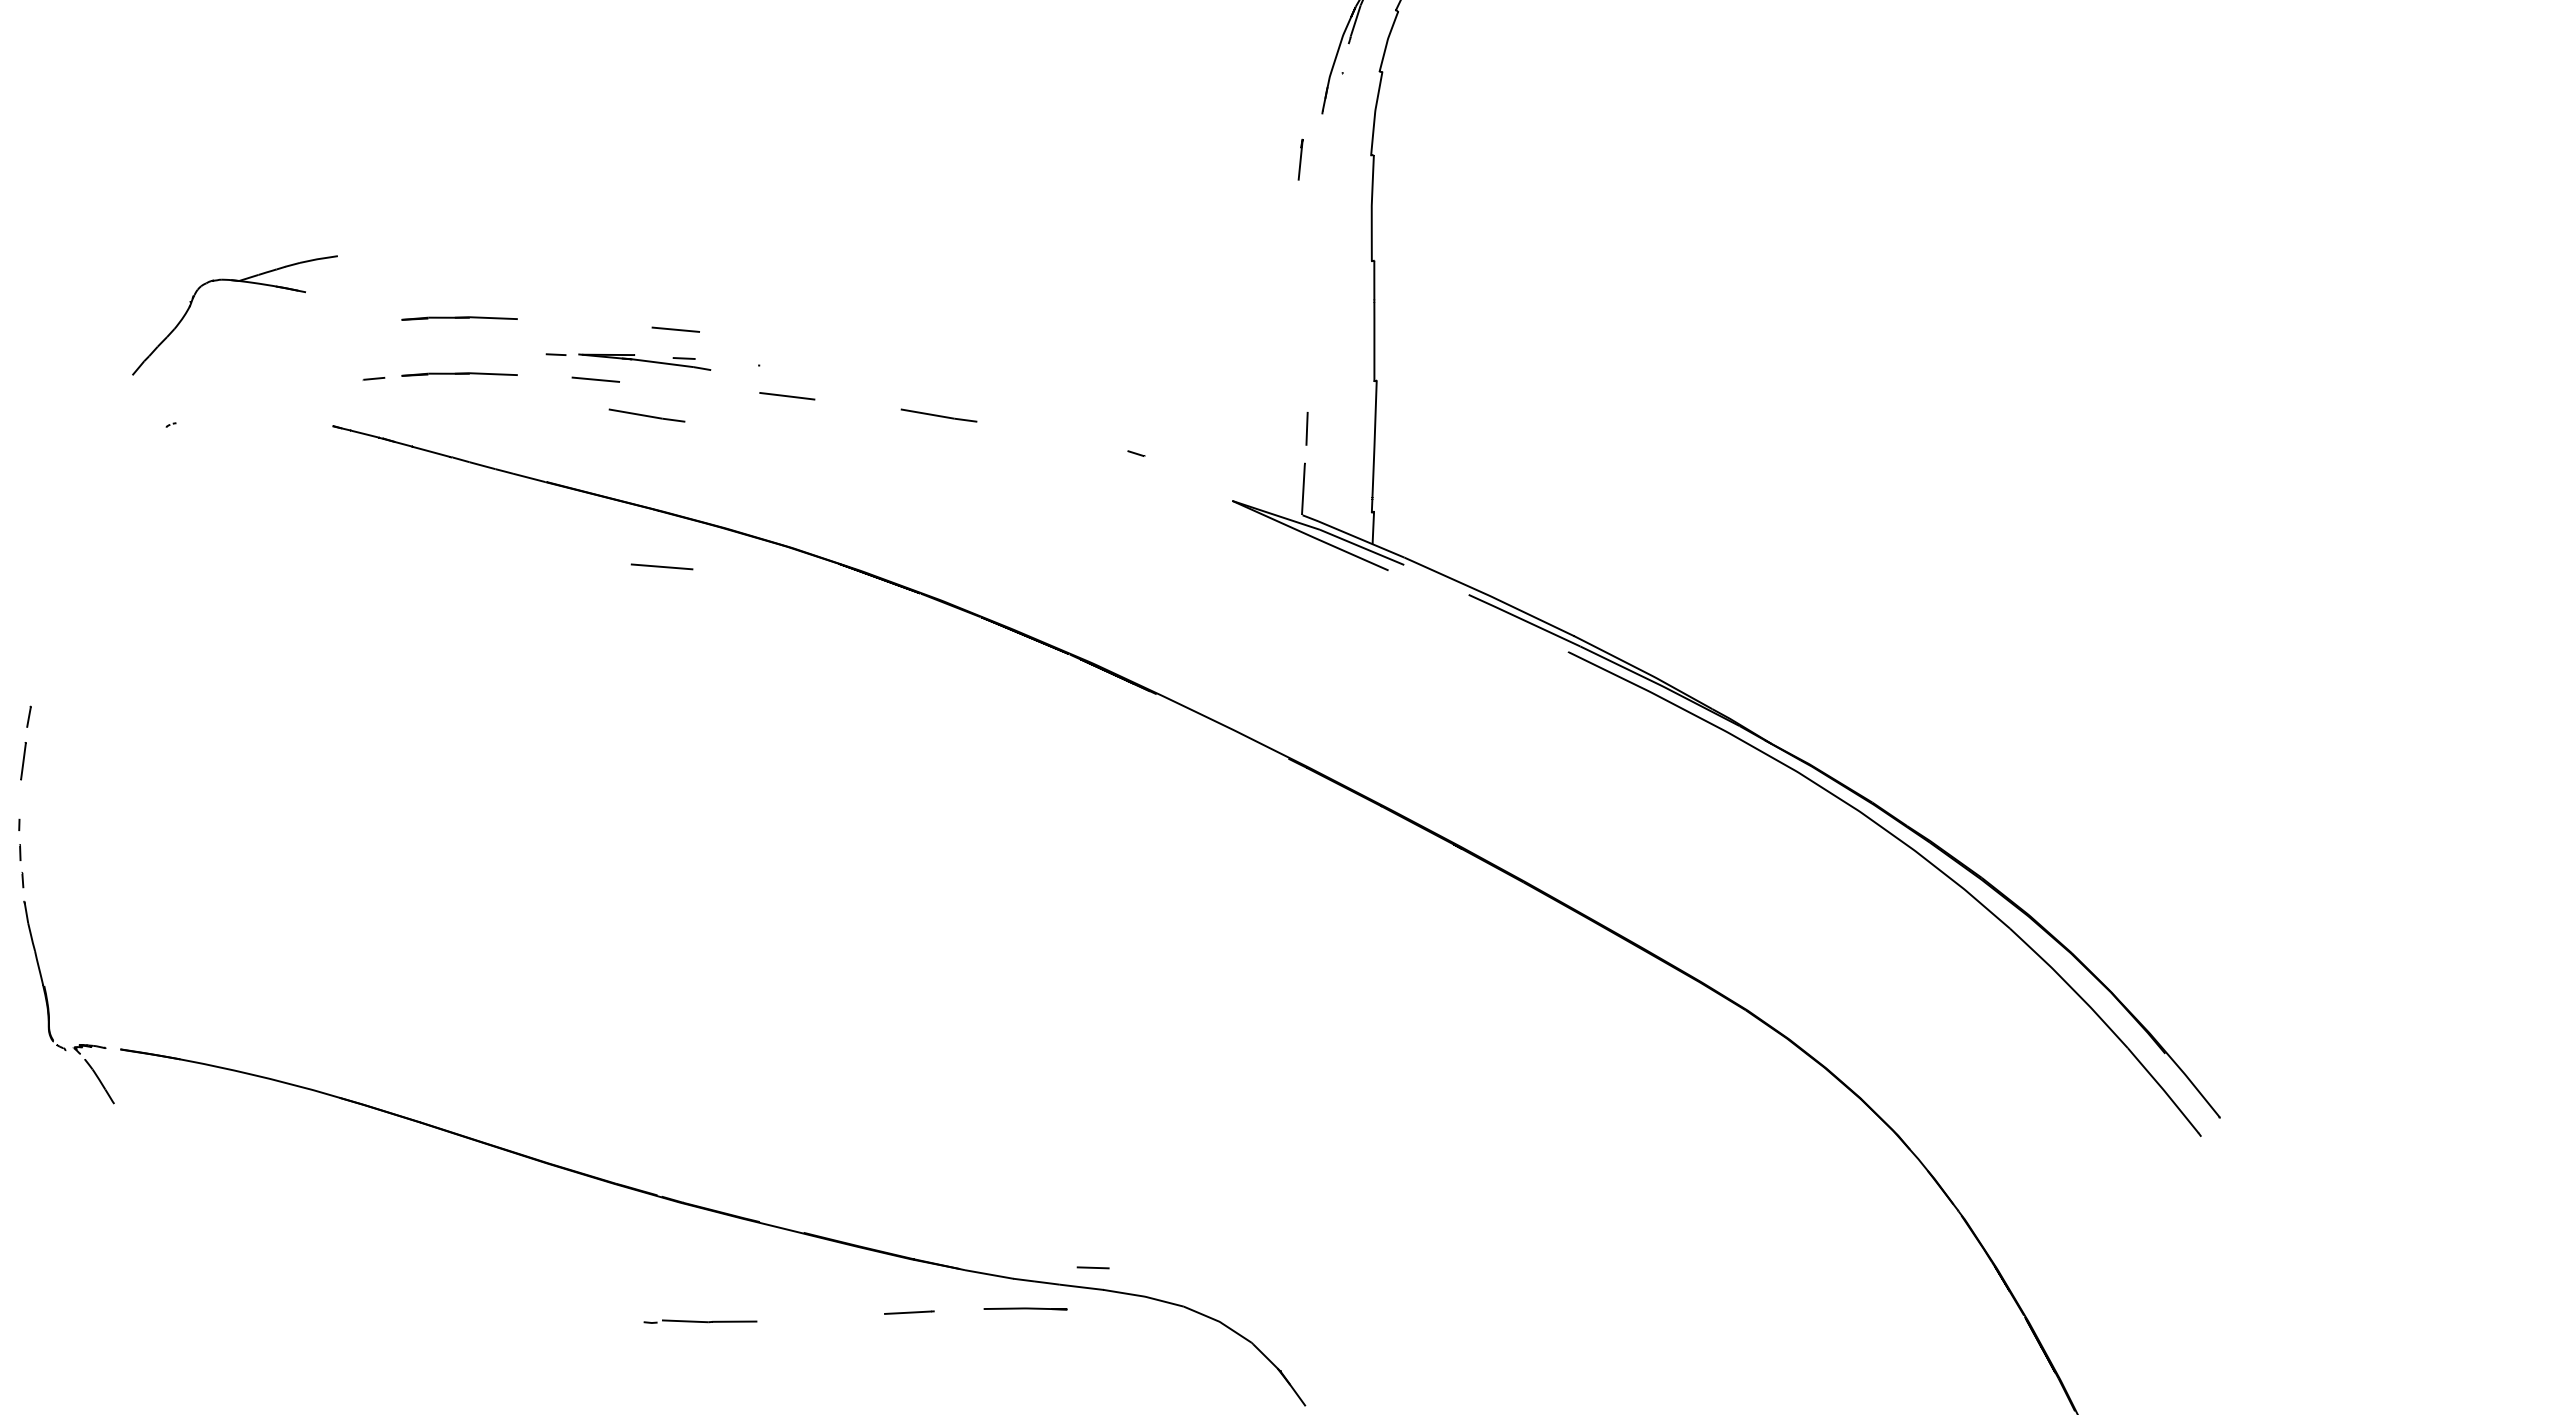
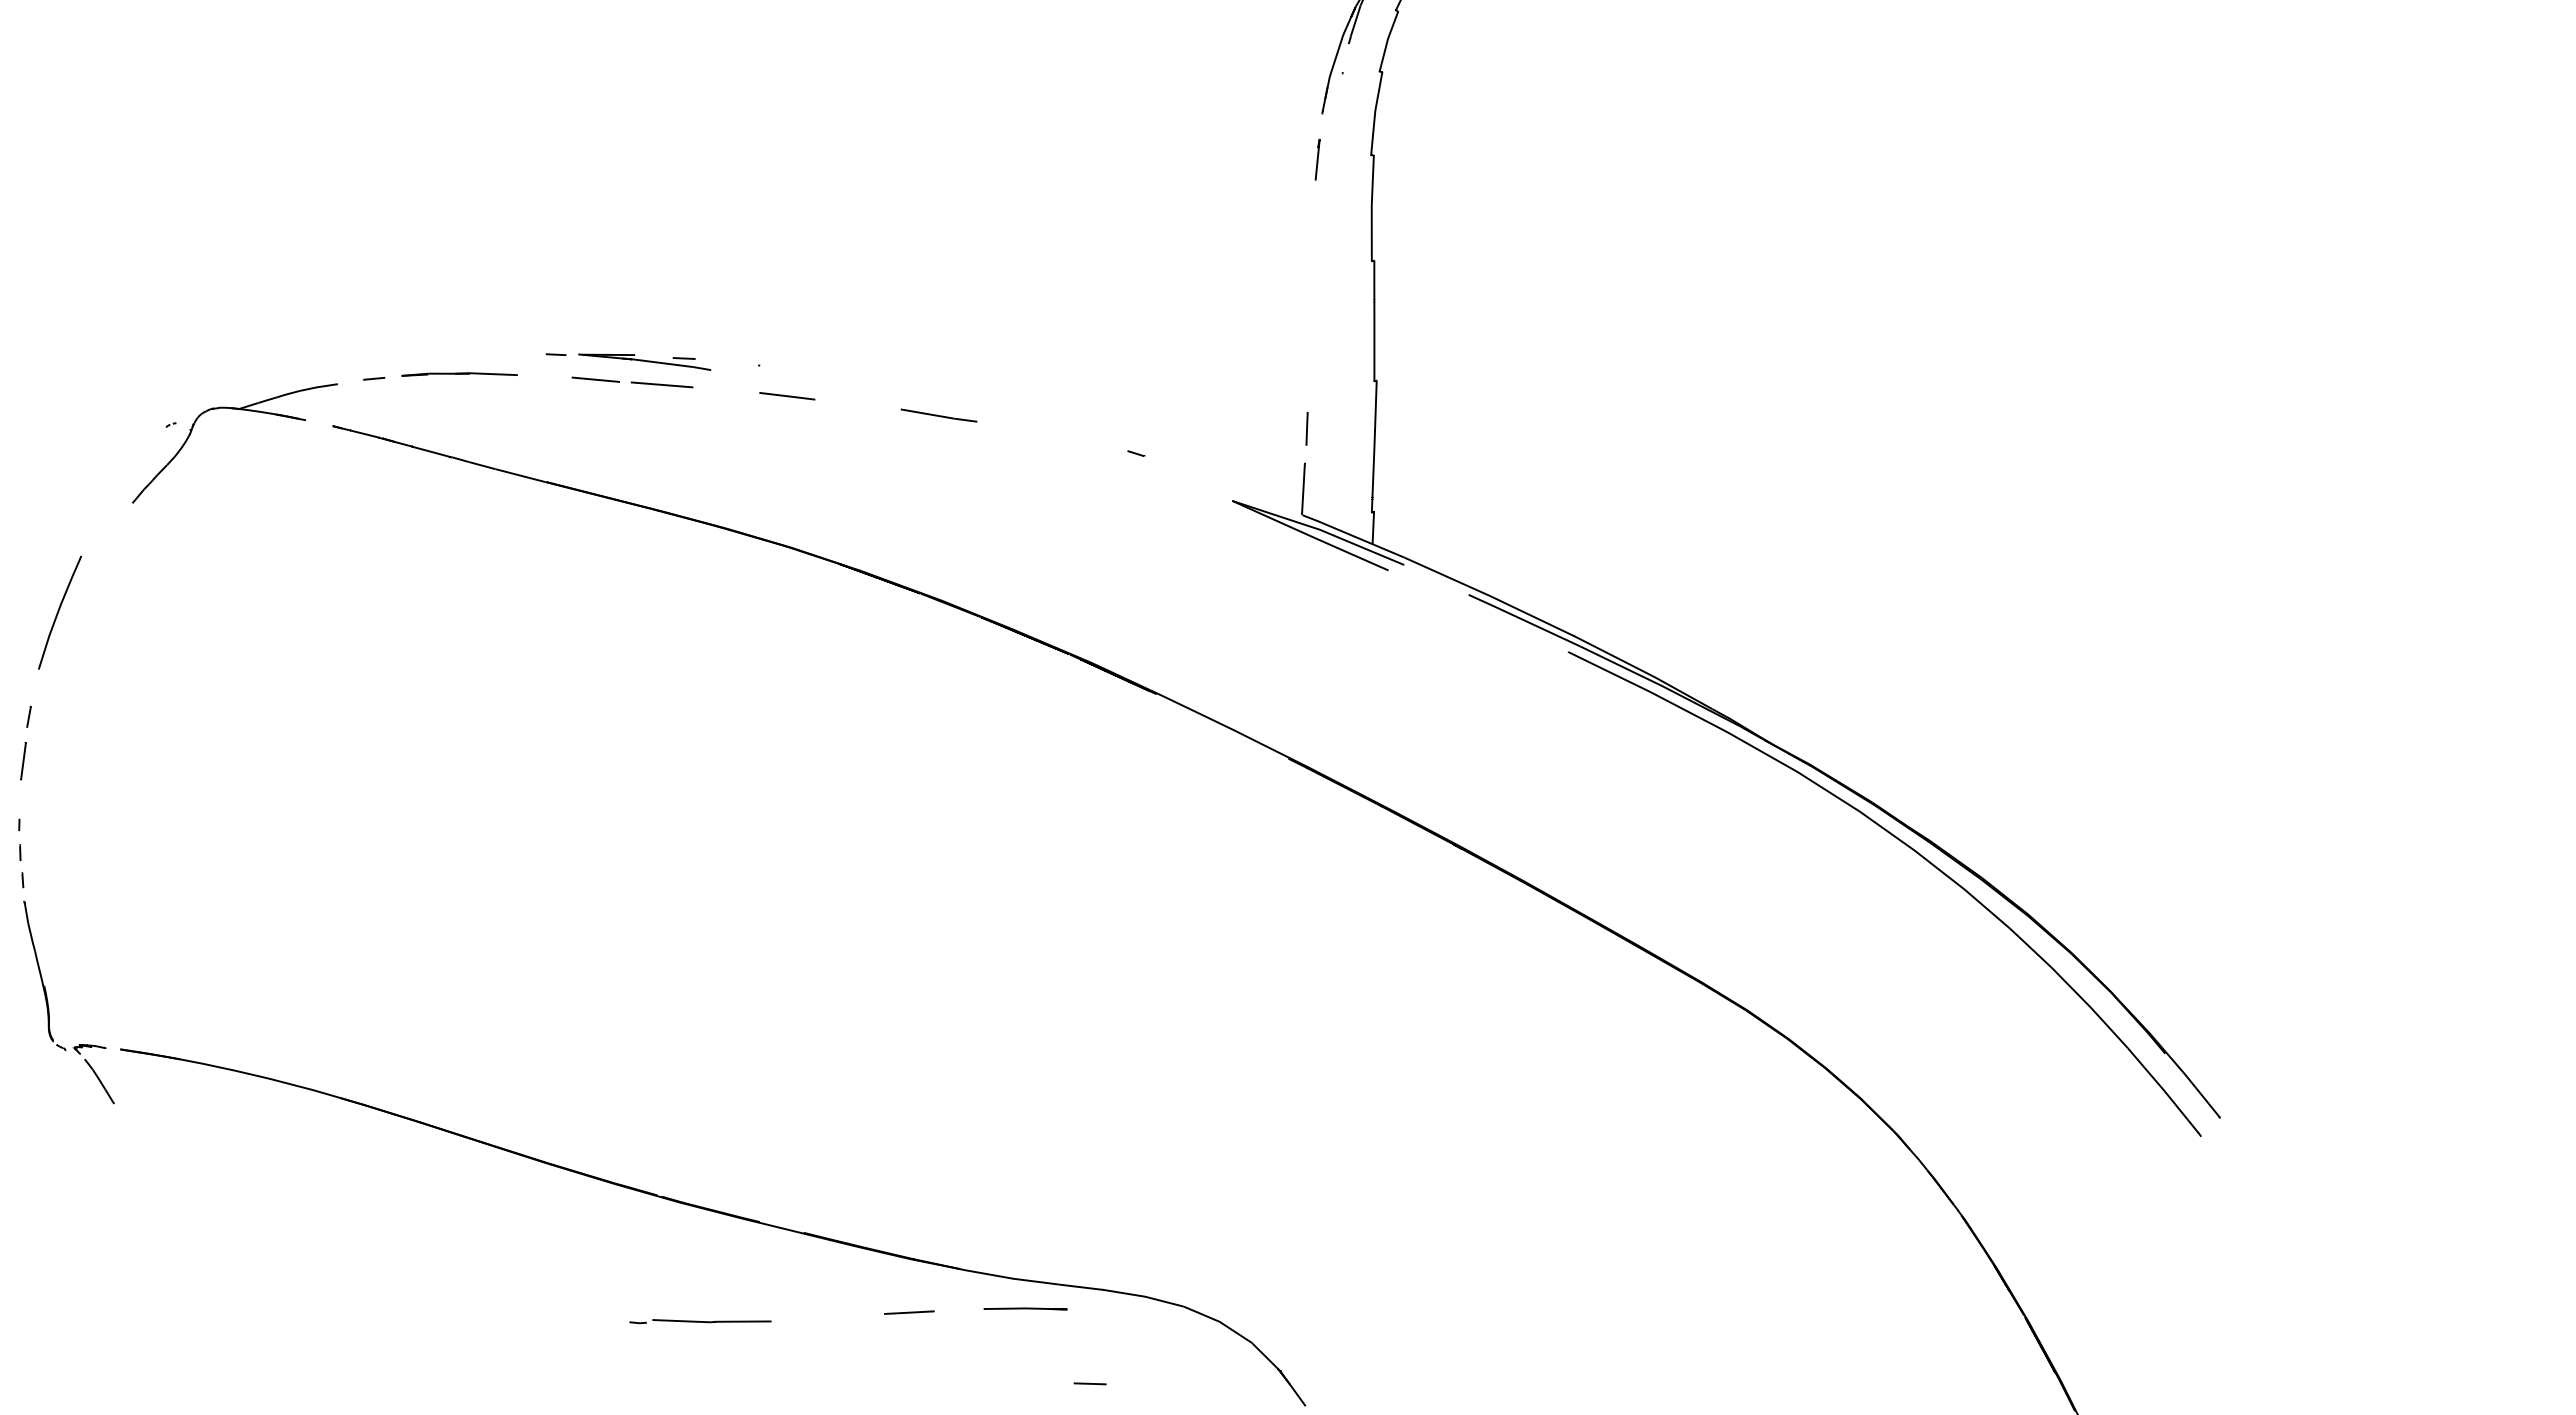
line position: (1300, 159) -> (1317, 159) (1317, 159)
part position: (240, 282) -> (240, 410) (240, 410)
part: present -> none (459, 318)
line: present -> none (675, 329)
line: present -> none (646, 415)
line position: (661, 566) -> (661, 384) (661, 384)
curve: none -> present (59, 611)
line position: (1092, 1267) -> (1089, 1383) (1089, 1383)
part size: 115x5 px -> 143x6 px (700, 1321)
